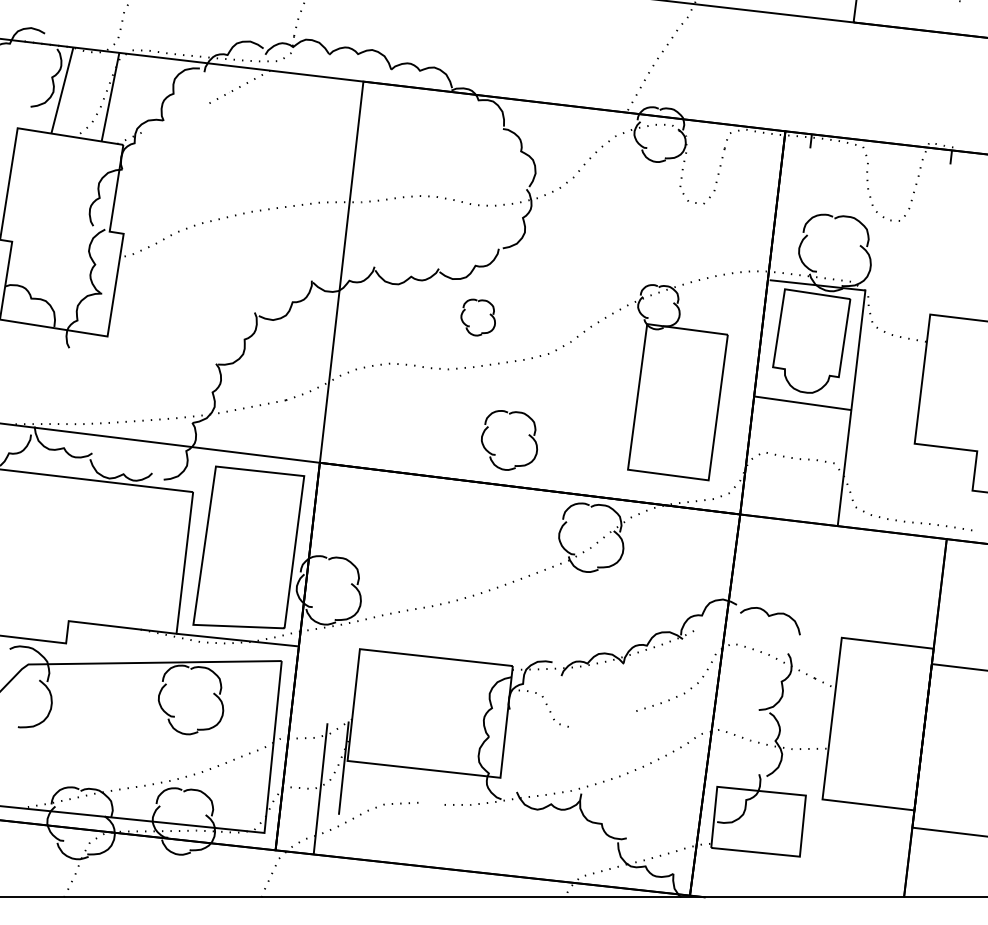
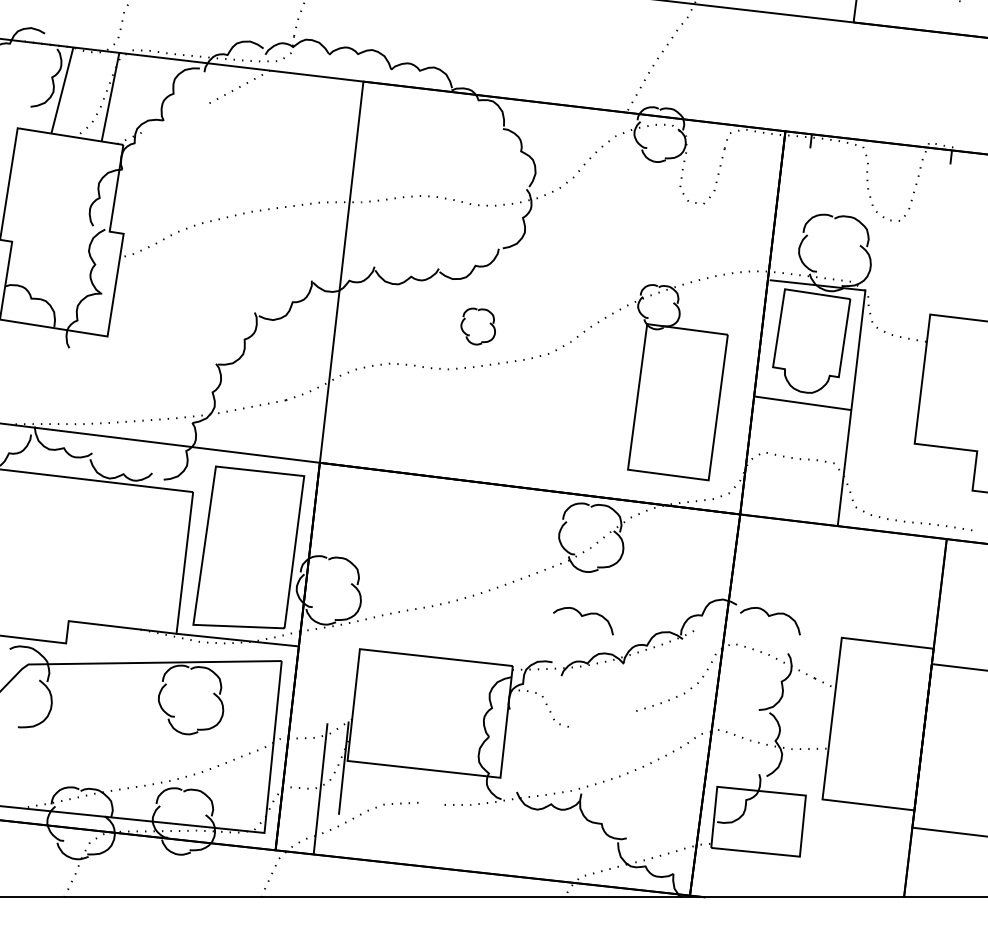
part position: (477, 317) -> (477, 326) (477, 326)
part: present -> none (494, 453)
curve: none -> present (583, 616)
